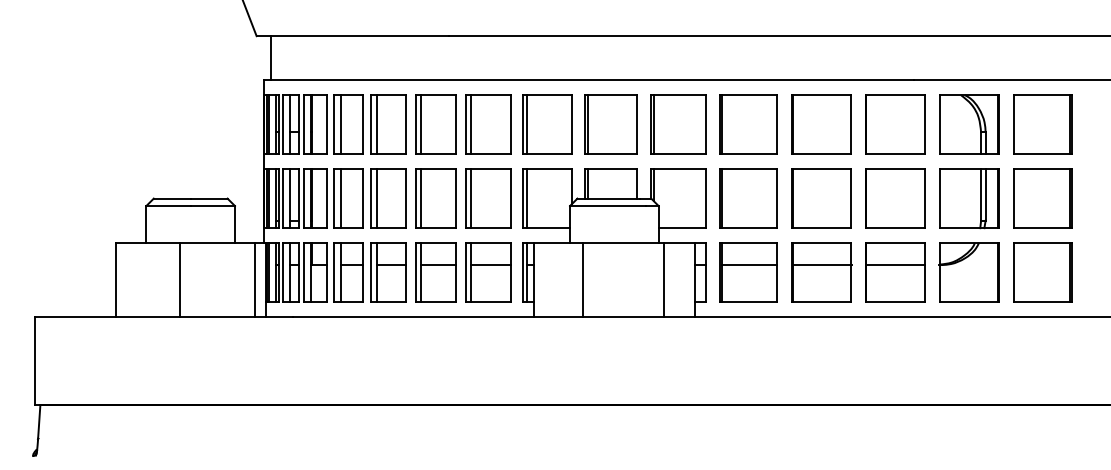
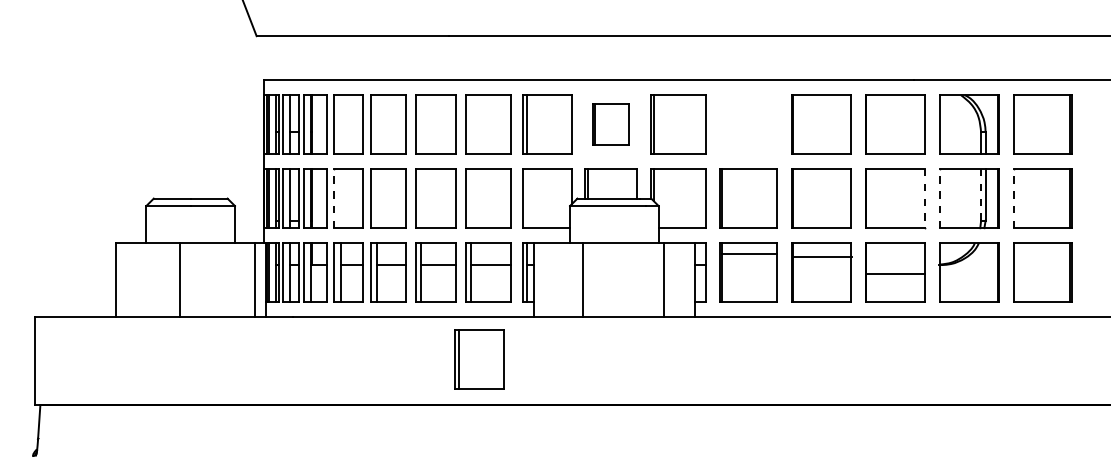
line: present -> none (271, 58)
line: present -> none (340, 124)
line: present -> none (377, 124)
line: present -> none (421, 124)
line: present -> none (471, 124)
part size: 54x61 px -> 38x43 px (610, 124)
part: present -> none (748, 124)
line: solid -> dashed (981, 194)
line: solid -> dashed (334, 198)
line: present -> none (340, 198)
line: present -> none (377, 198)
line: present -> none (421, 198)
line: present -> none (471, 198)
line: present -> none (527, 198)
line: solid -> dashed (924, 198)
line: solid -> dashed (940, 198)
line: solid -> dashed (1013, 198)
line position: (749, 265) -> (749, 254) (749, 254)
line position: (822, 265) -> (822, 257) (822, 257)
line position: (895, 265) -> (895, 274) (895, 274)
part: none -> present (479, 359)
